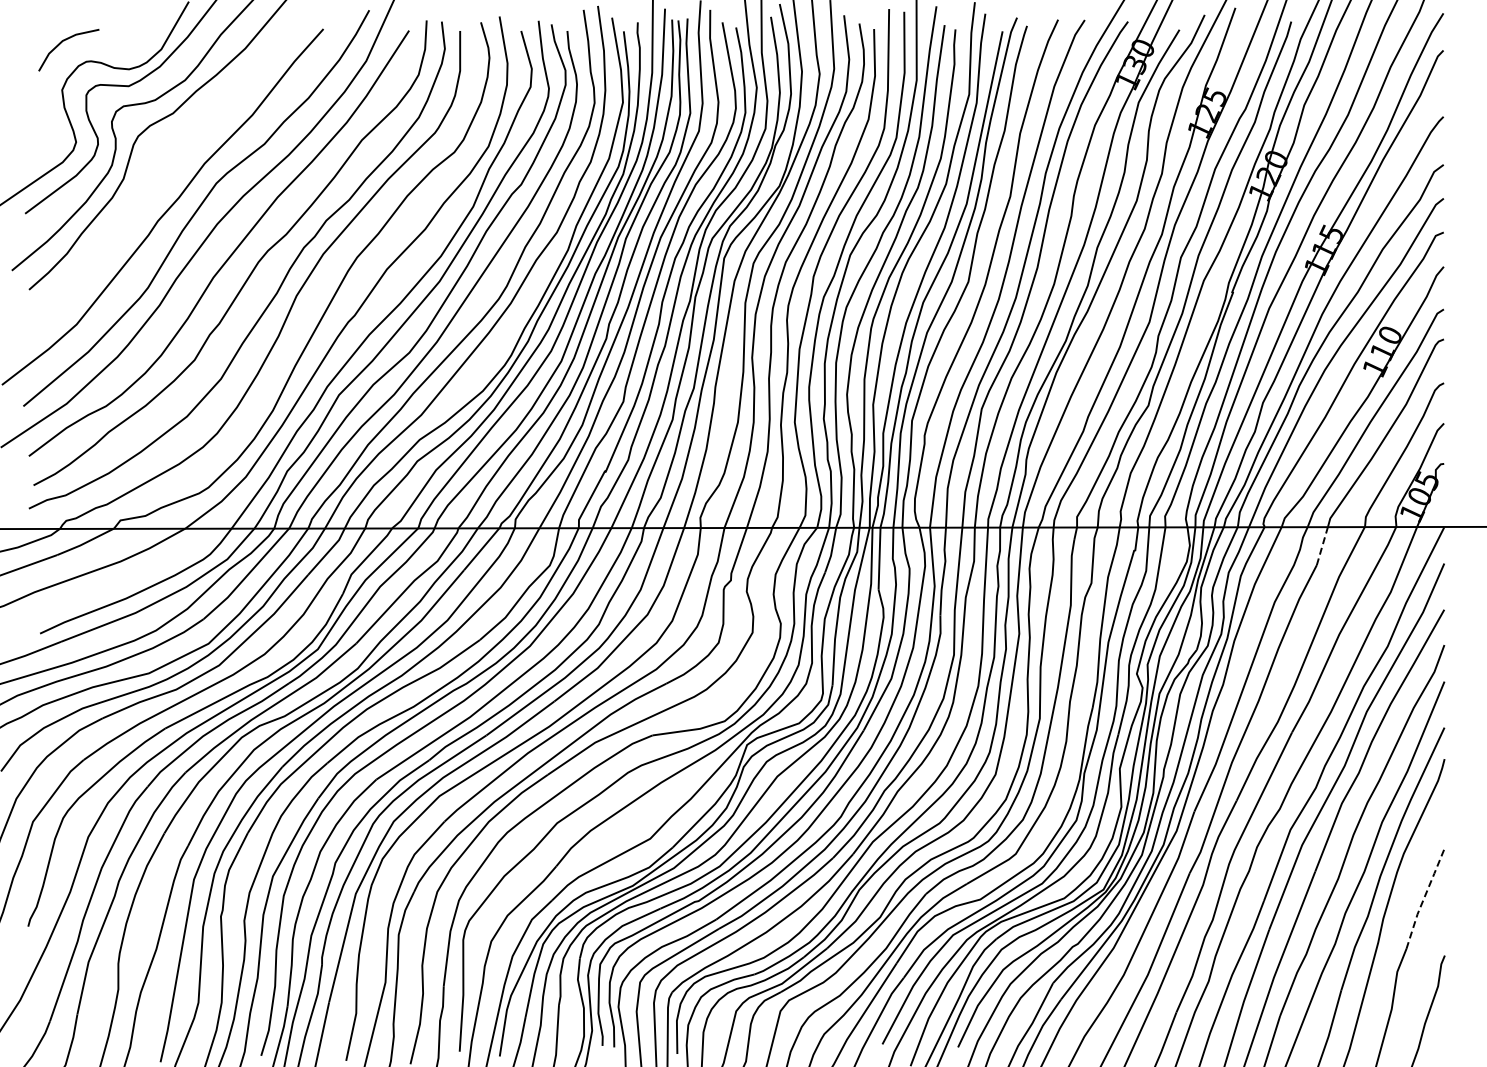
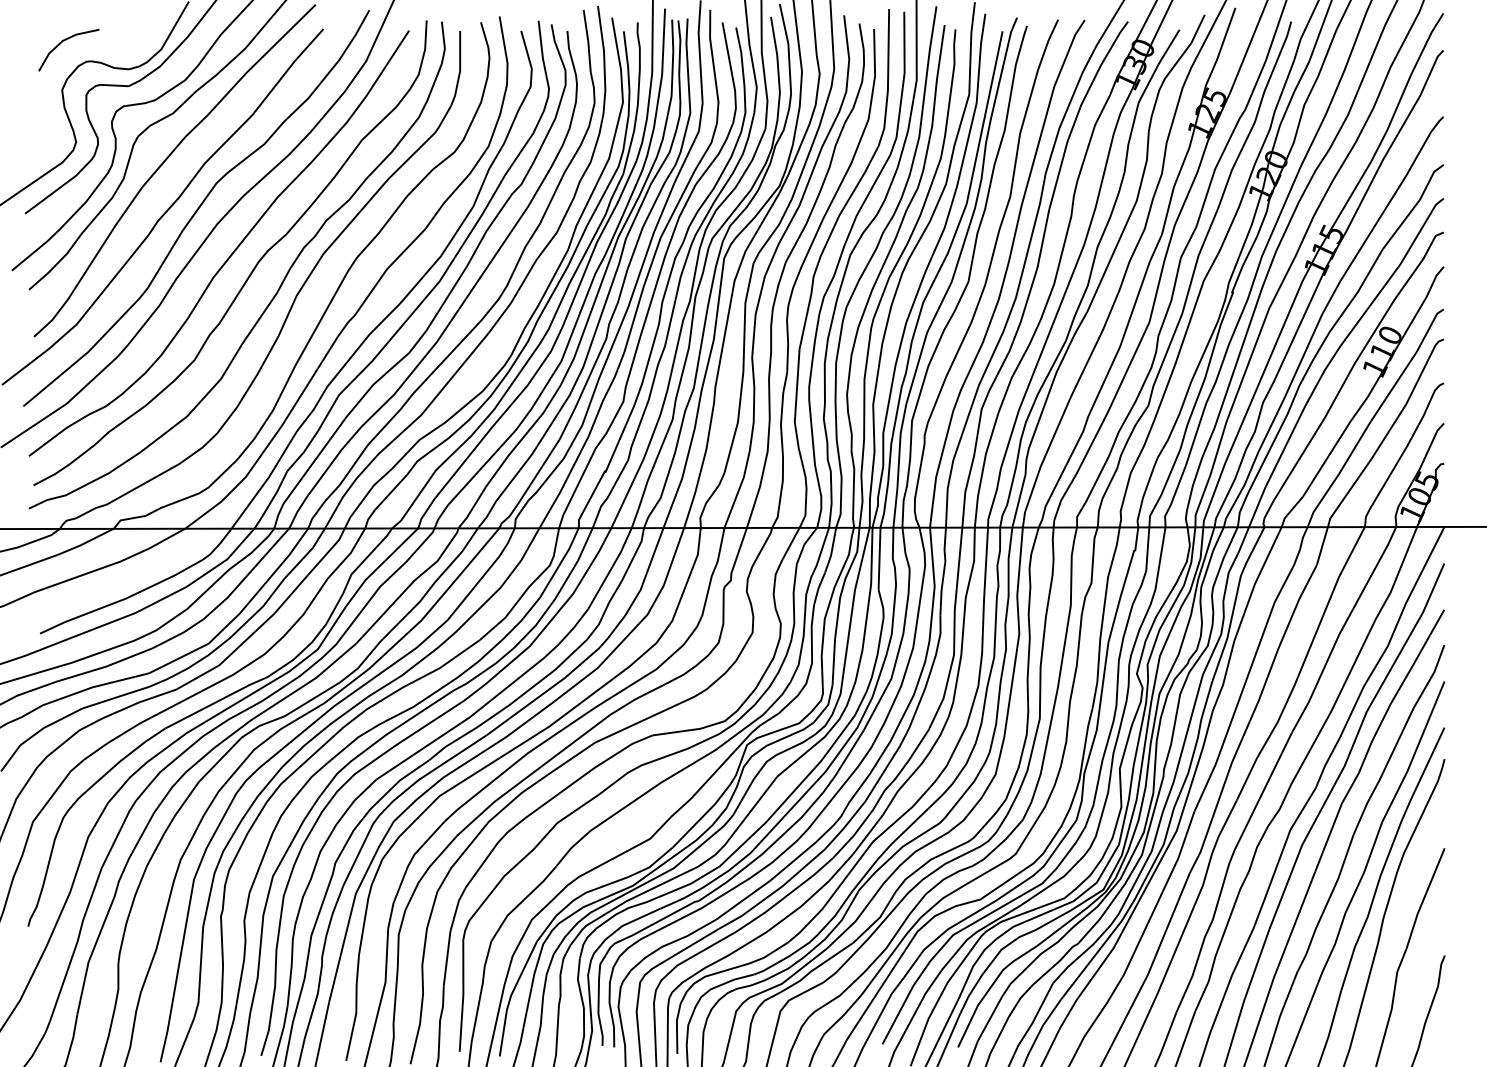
curve: none -> present (163, 164)
line: dashed -> solid (1322, 545)
line: dashed -> solid (1424, 897)
